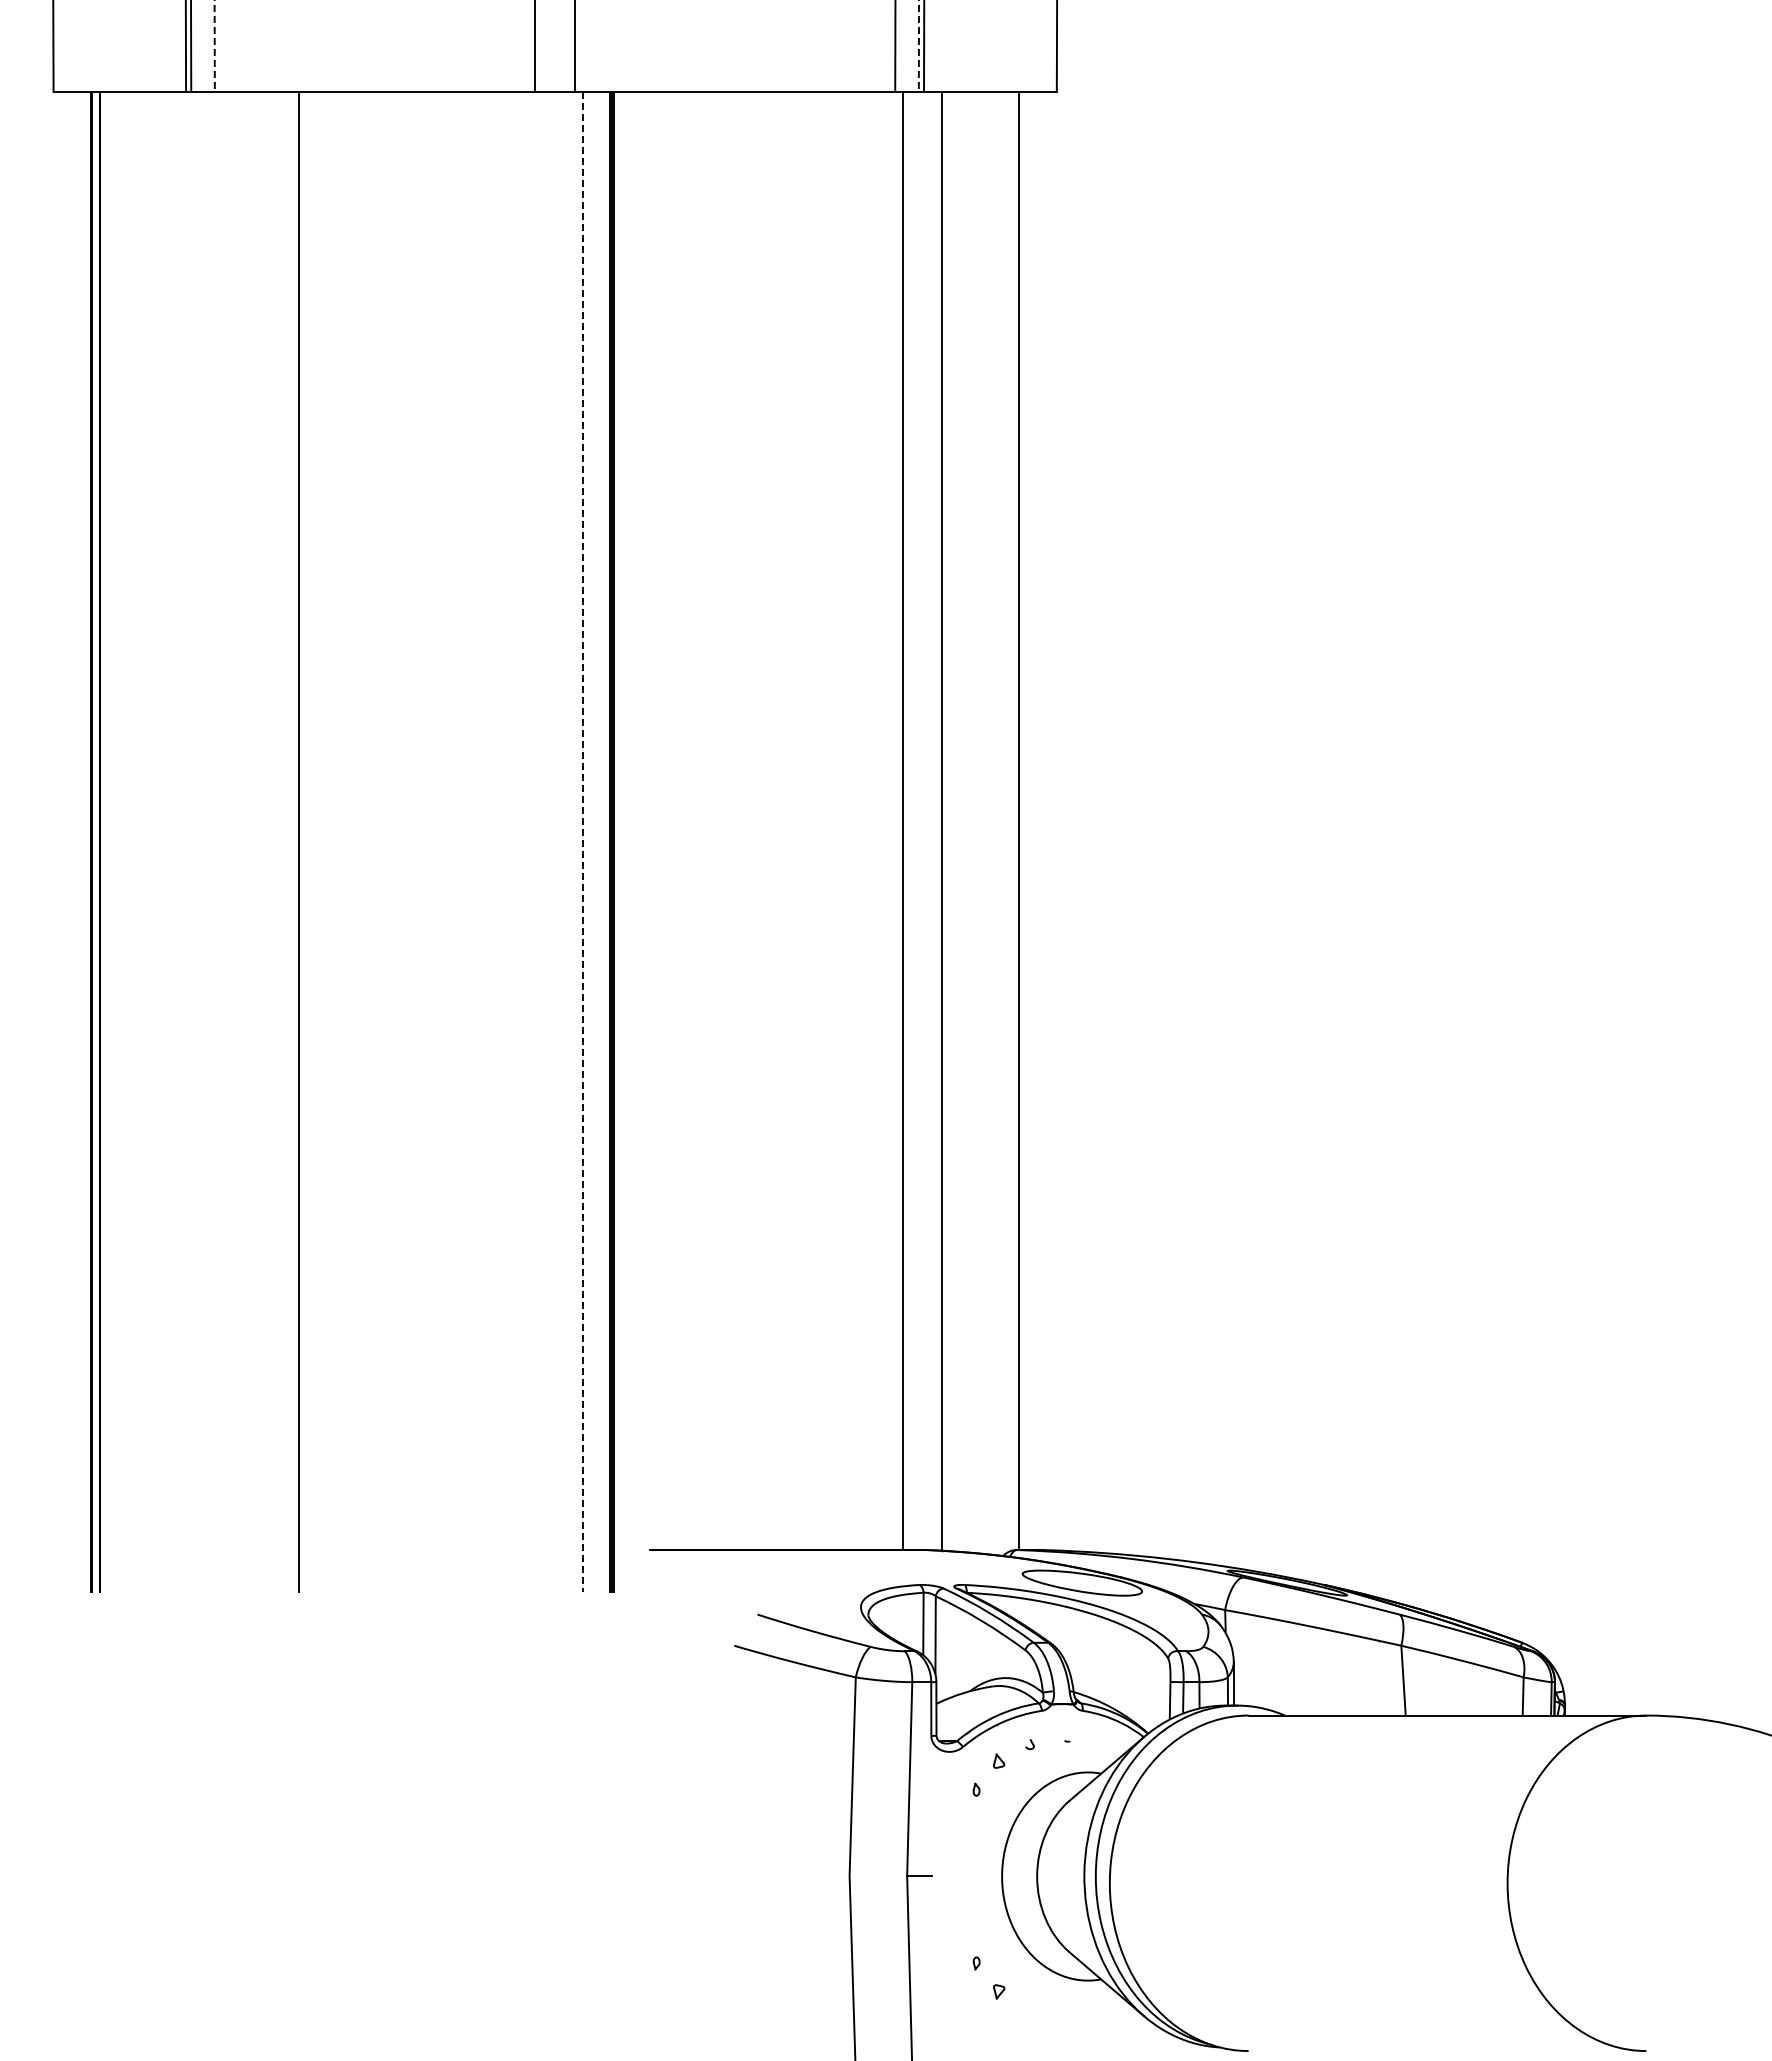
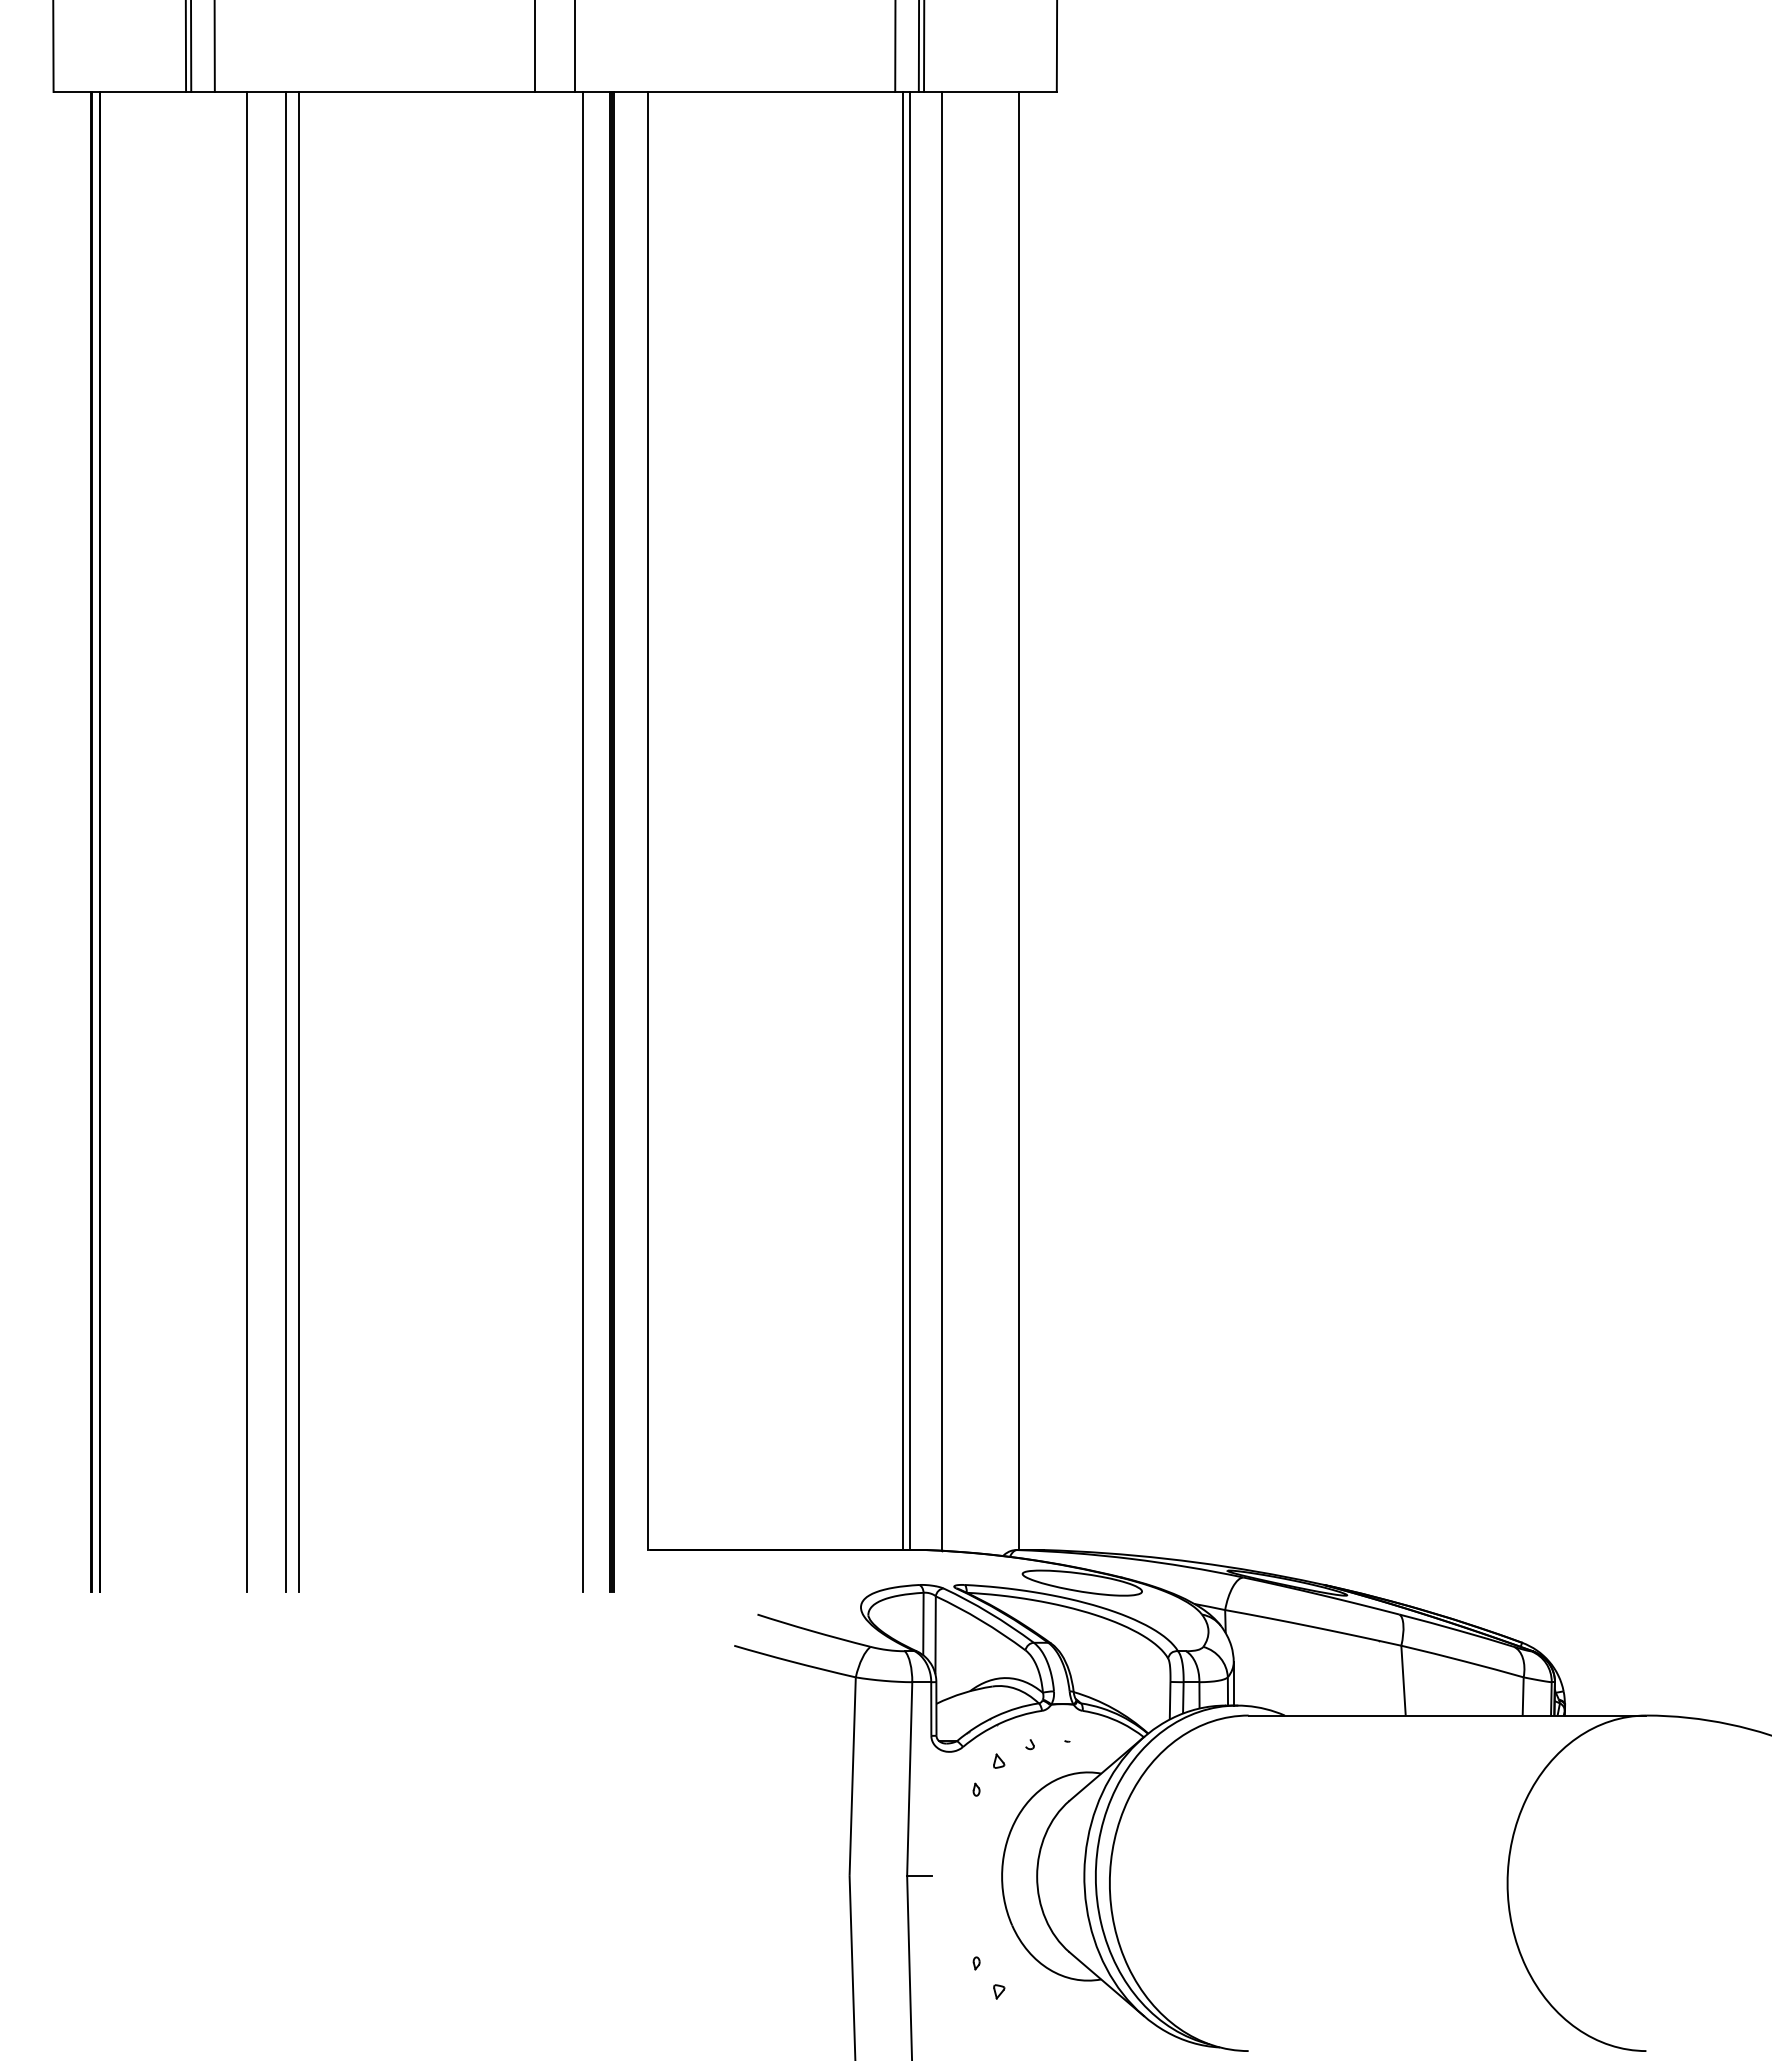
line: dashed -> solid (214, 46)
line: dashed -> solid (918, 46)
line: none -> present (647, 821)
line: none -> present (909, 821)
line: none -> present (247, 842)
line: none -> present (286, 842)
line: dashed -> solid (583, 842)
